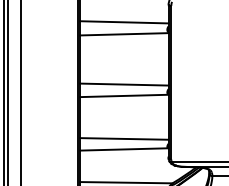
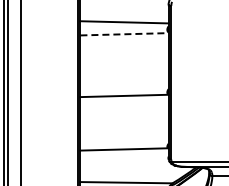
line: solid -> dashed (124, 34)
line: present -> none (124, 84)
line: present -> none (124, 138)
